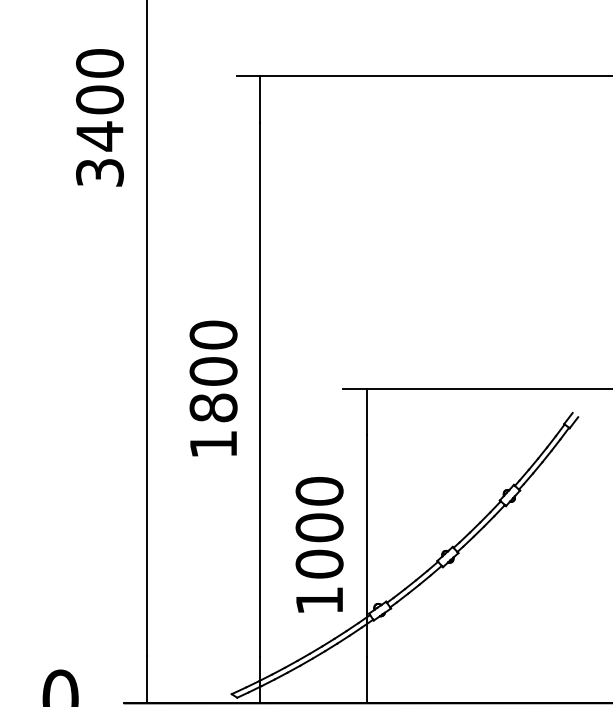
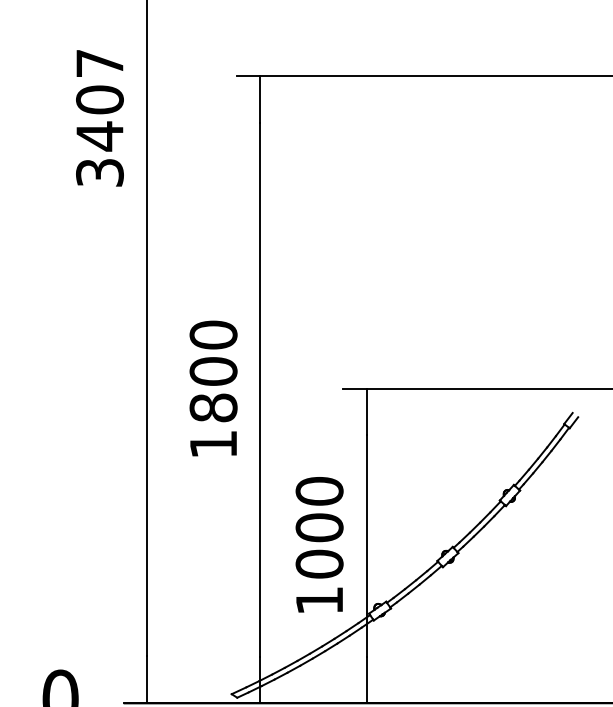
text: 3400 -> 3407 (99, 63)
